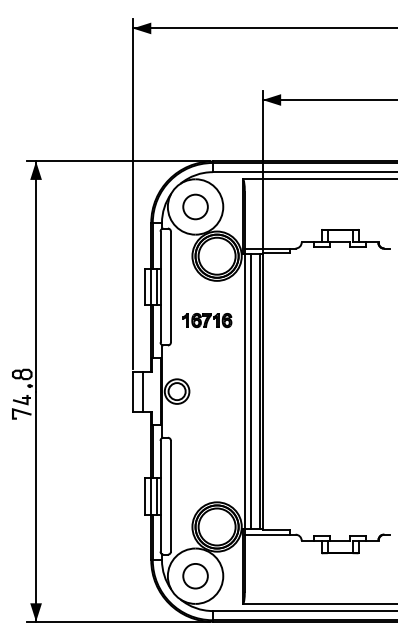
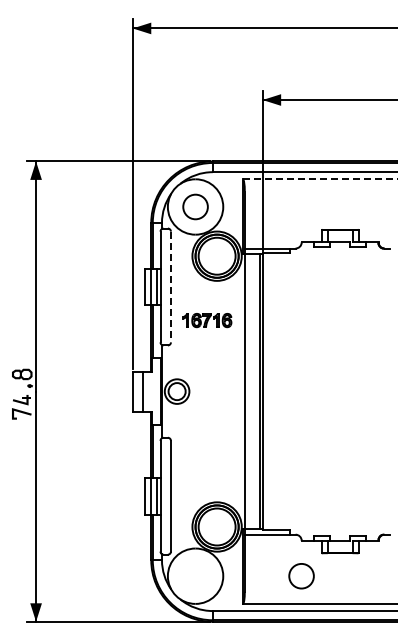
line: solid -> dashed (320, 179)
line: solid -> dashed (170, 287)
line: present -> none (250, 391)
circle position: (195, 576) -> (301, 576) (301, 576)
